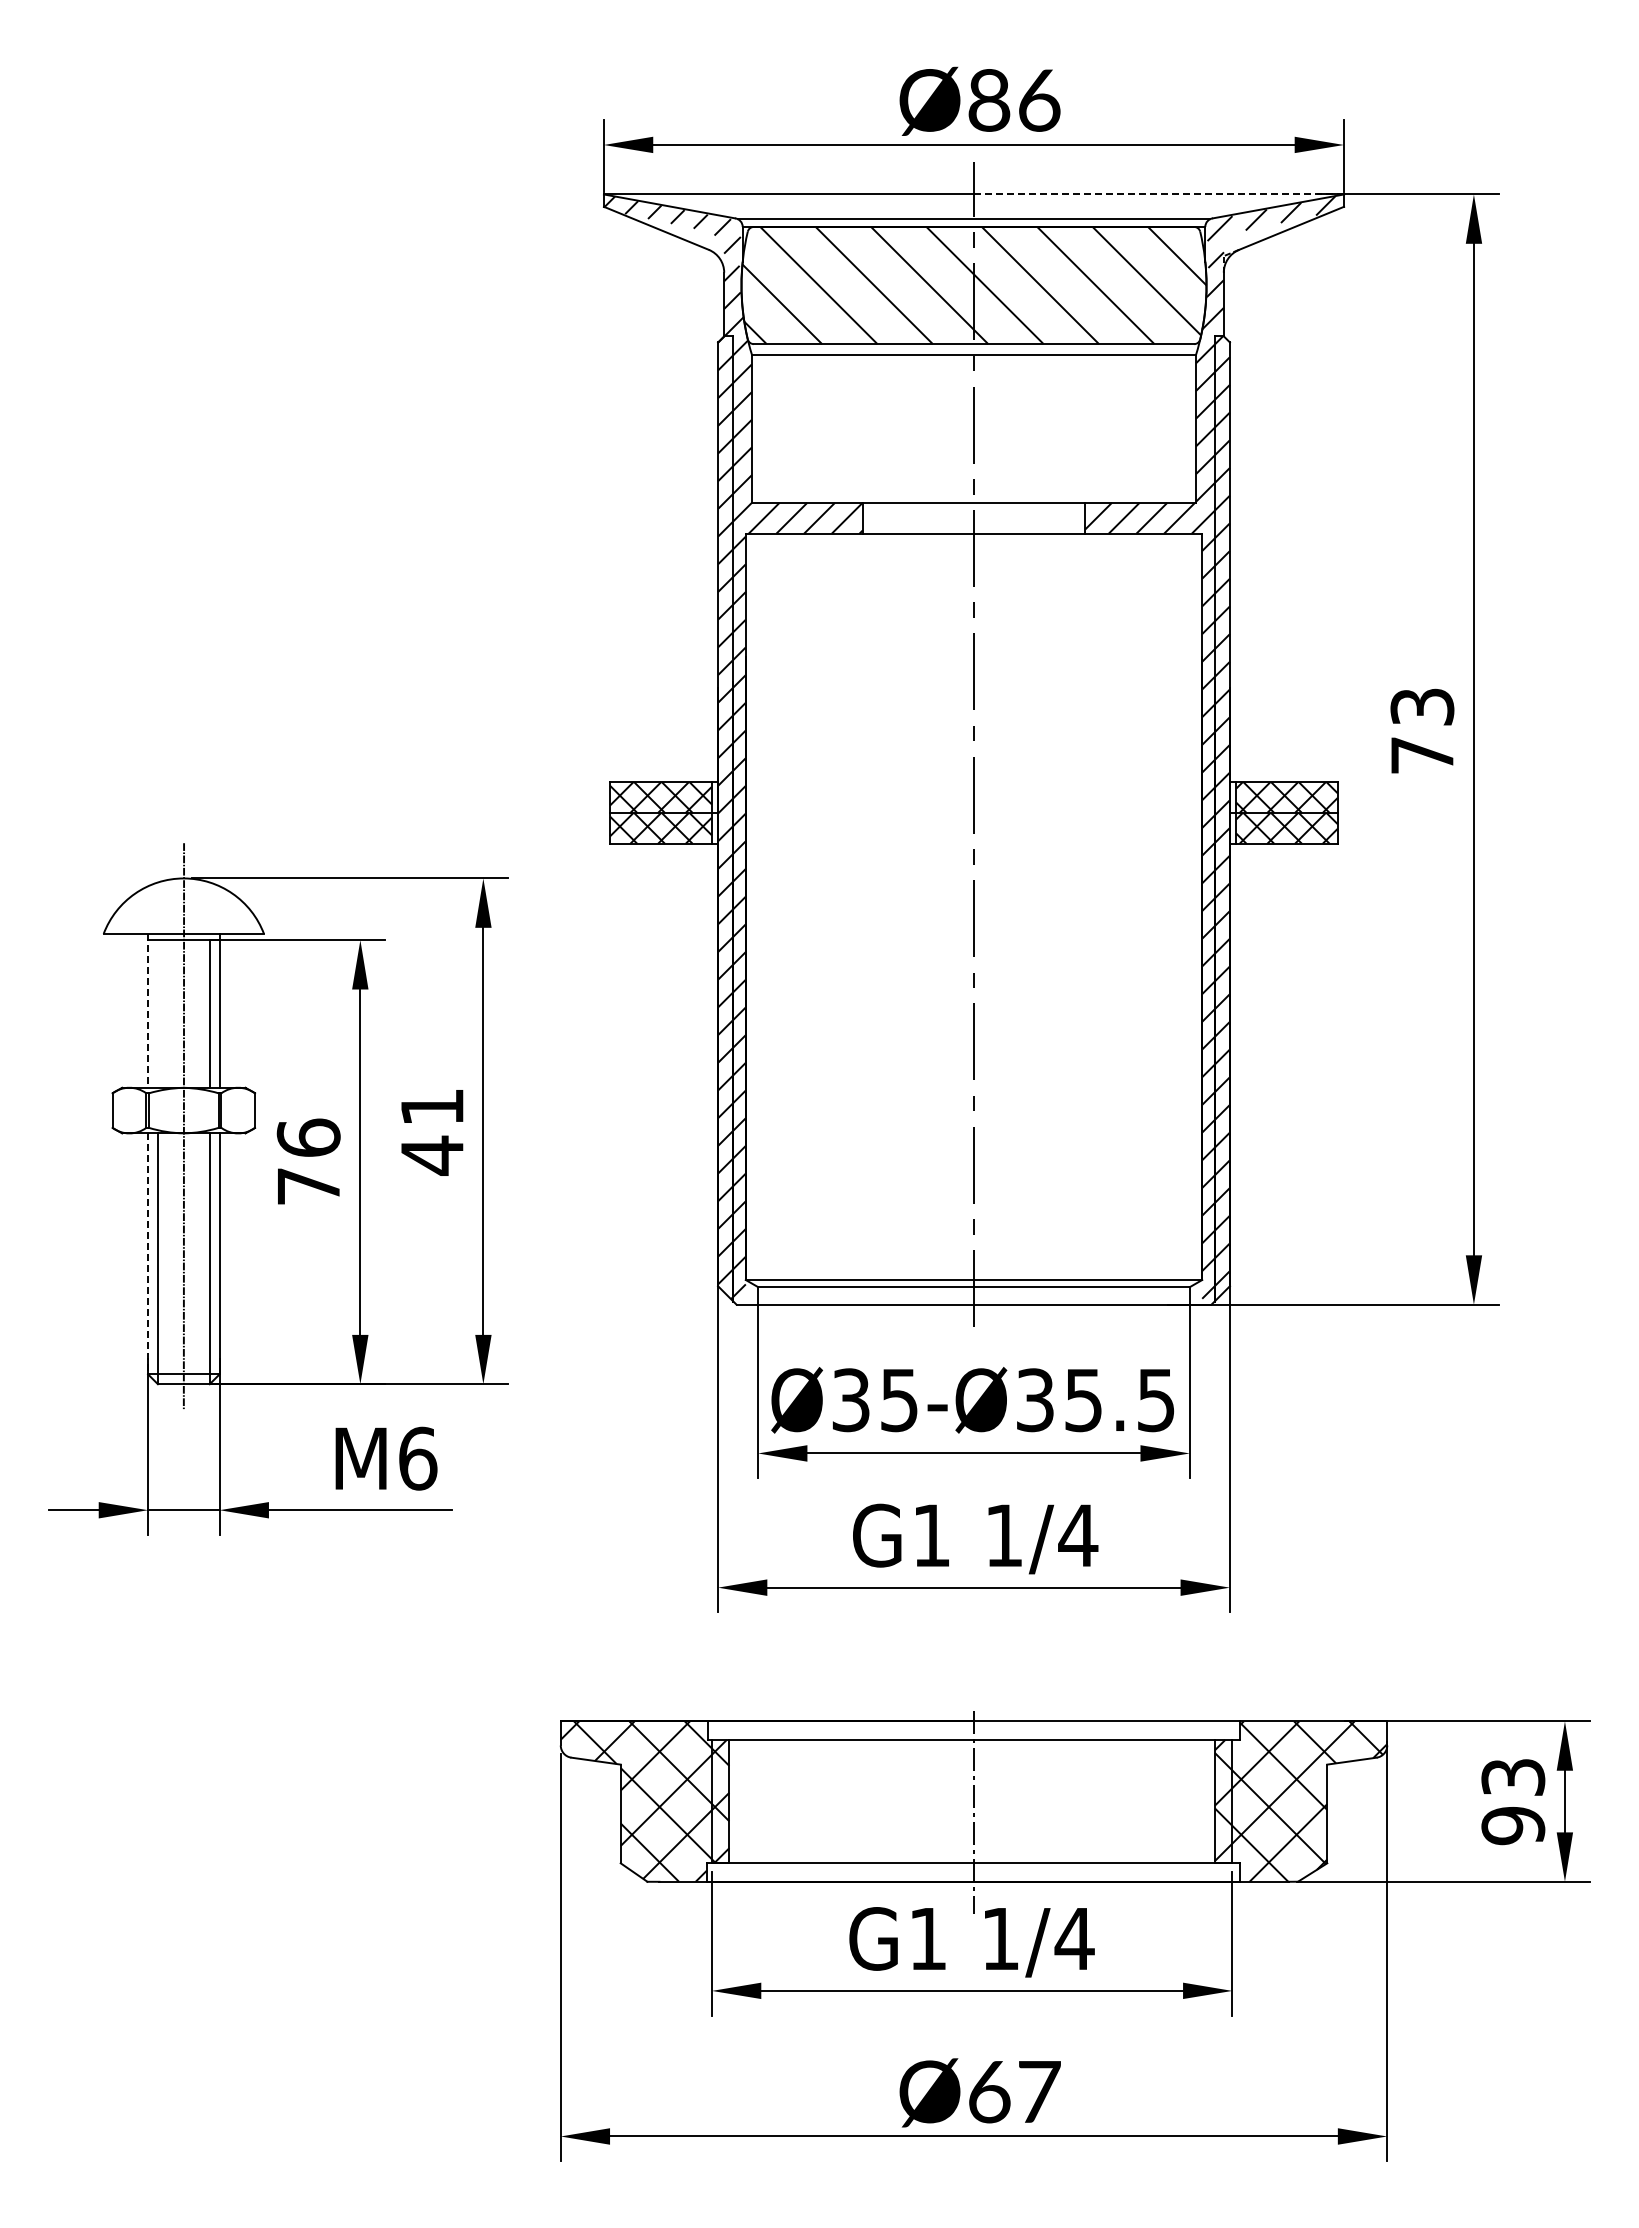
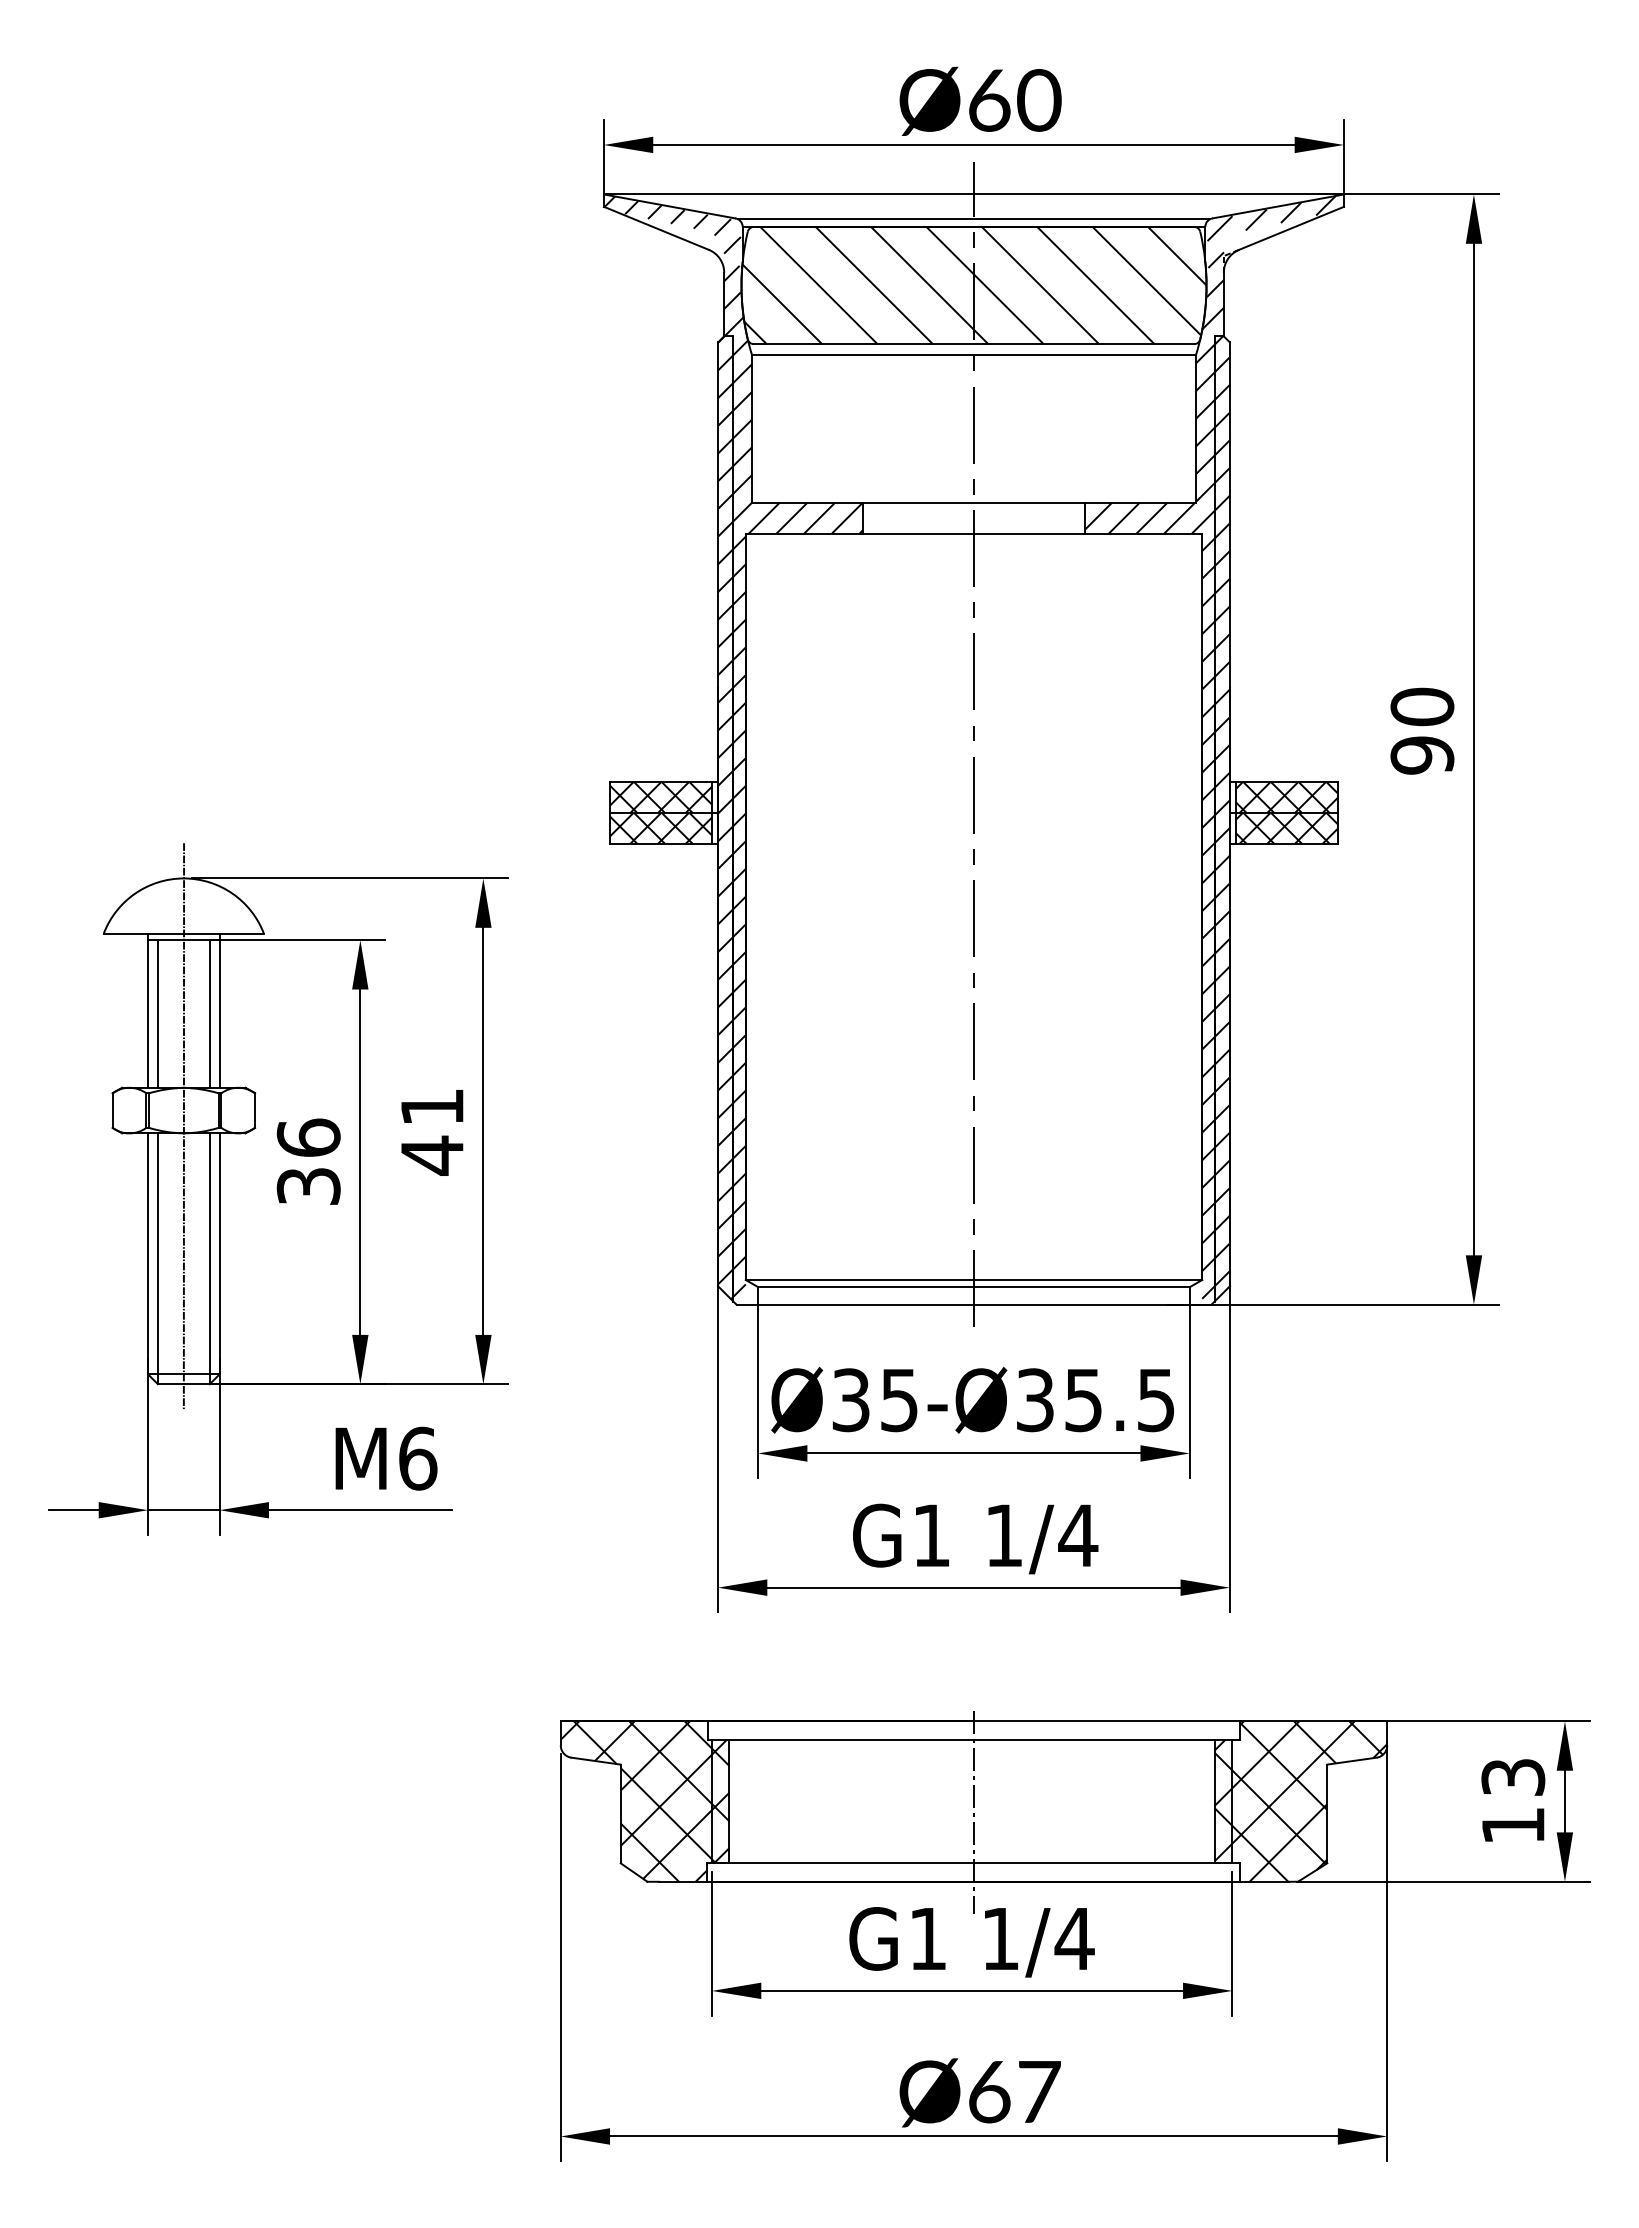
text: Ø86 -> Ø60 (1014, 100)
line: dashed -> solid (1159, 194)
text: 73 -> 90 (1422, 730)
line: dashed -> solid (148, 1010)
line: none -> present (157, 1013)
text: 76 -> 36 (308, 1186)
line: dashed -> solid (148, 1254)
text: 93 -> 13 (1513, 1826)
